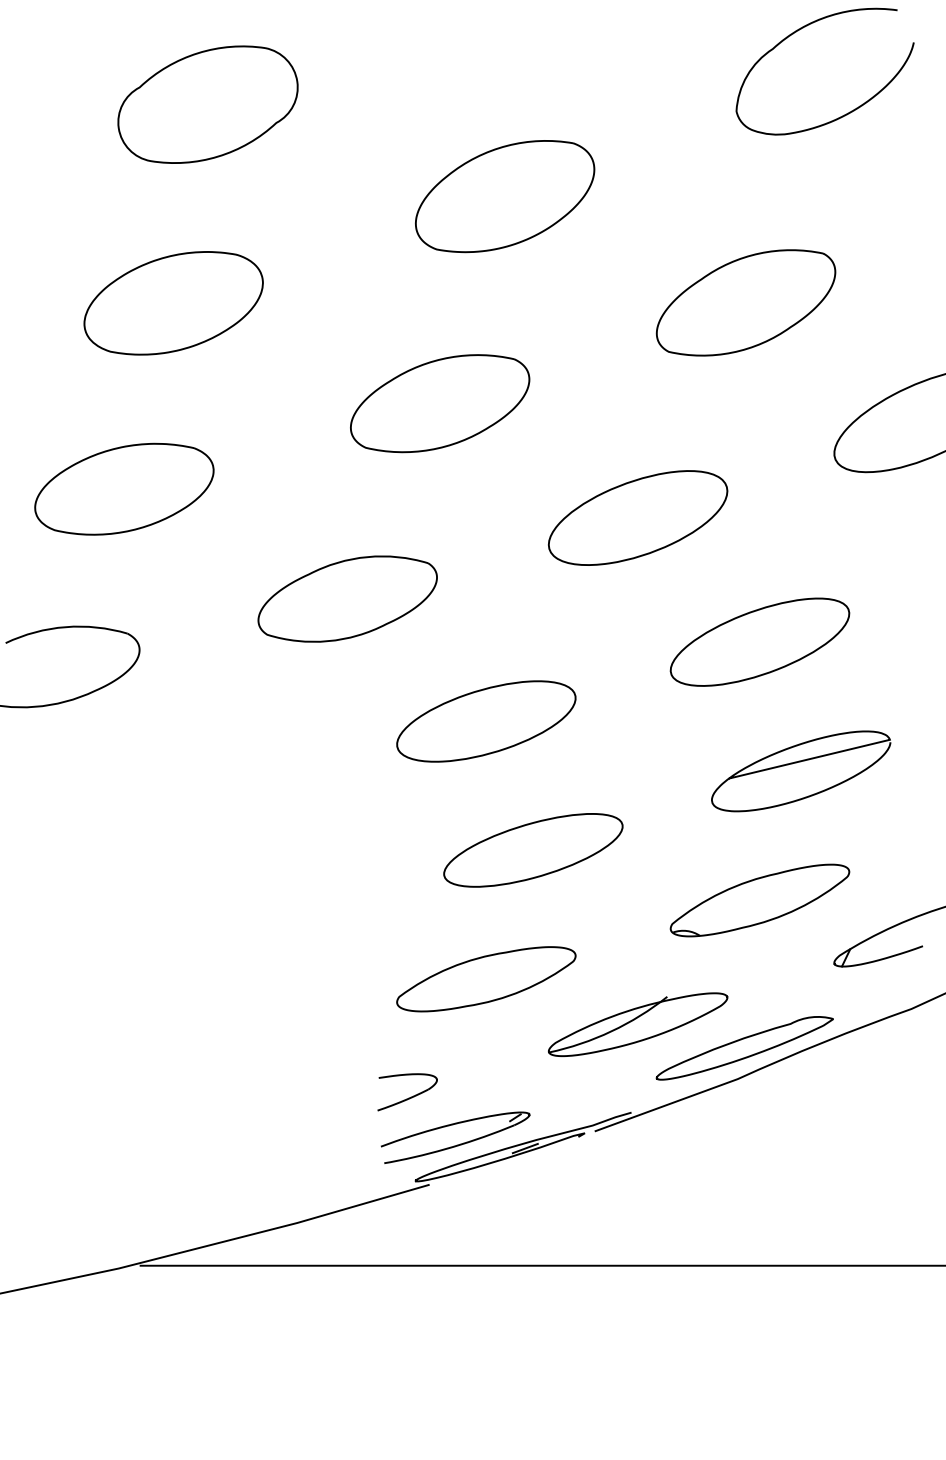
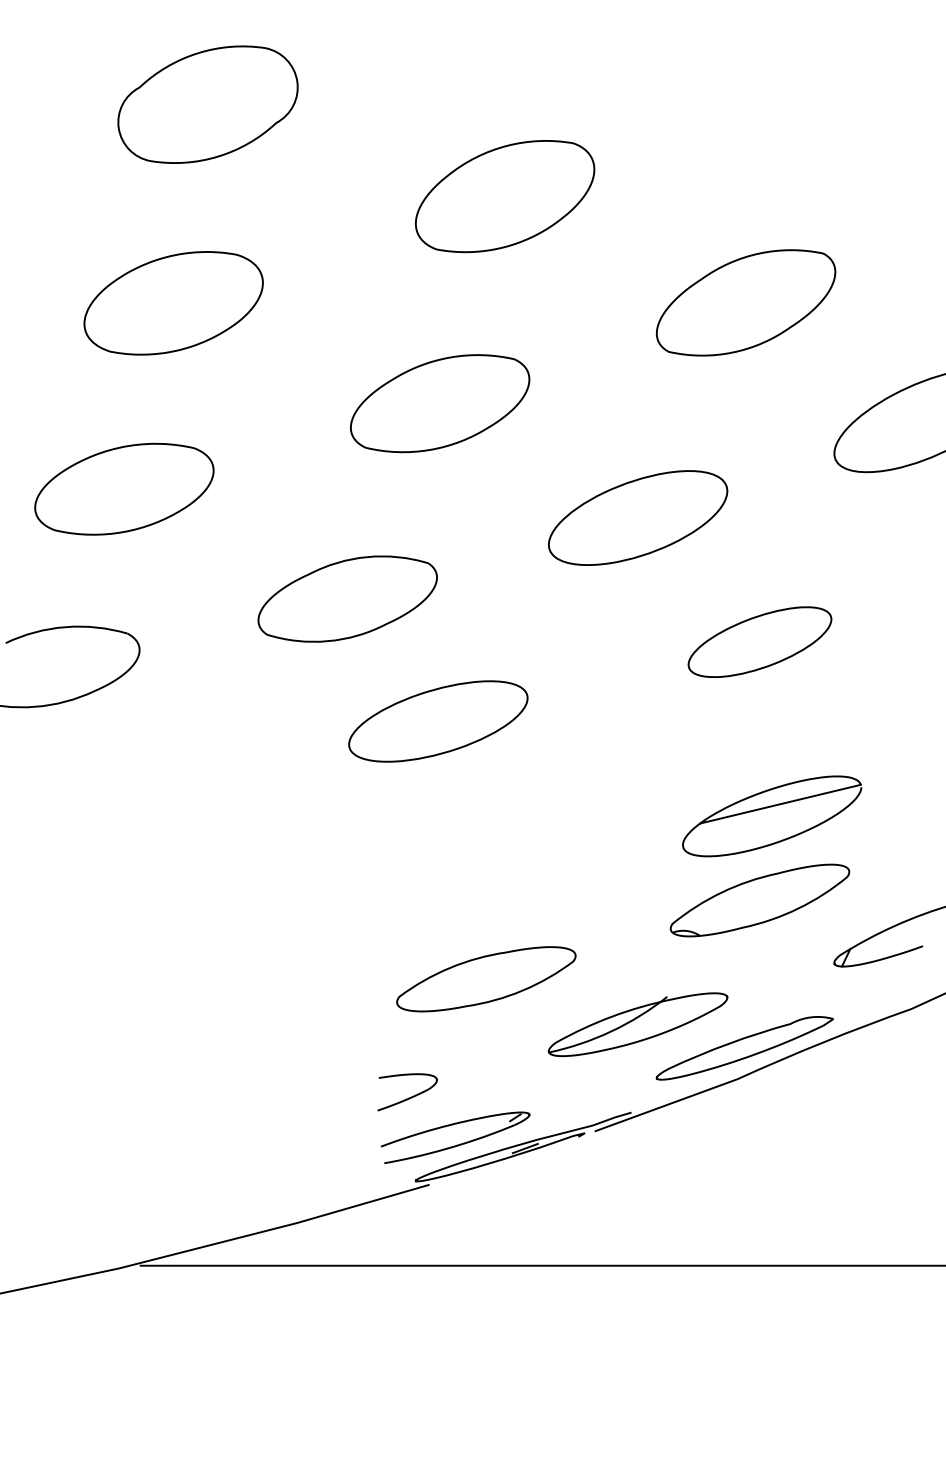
curve: present -> none (849, 111)
part size: 182x90 px -> 146x72 px (759, 641)
part position: (486, 721) -> (438, 721) (438, 721)
curve position: (800, 762) -> (771, 807) (771, 807)
part: present -> none (533, 850)
